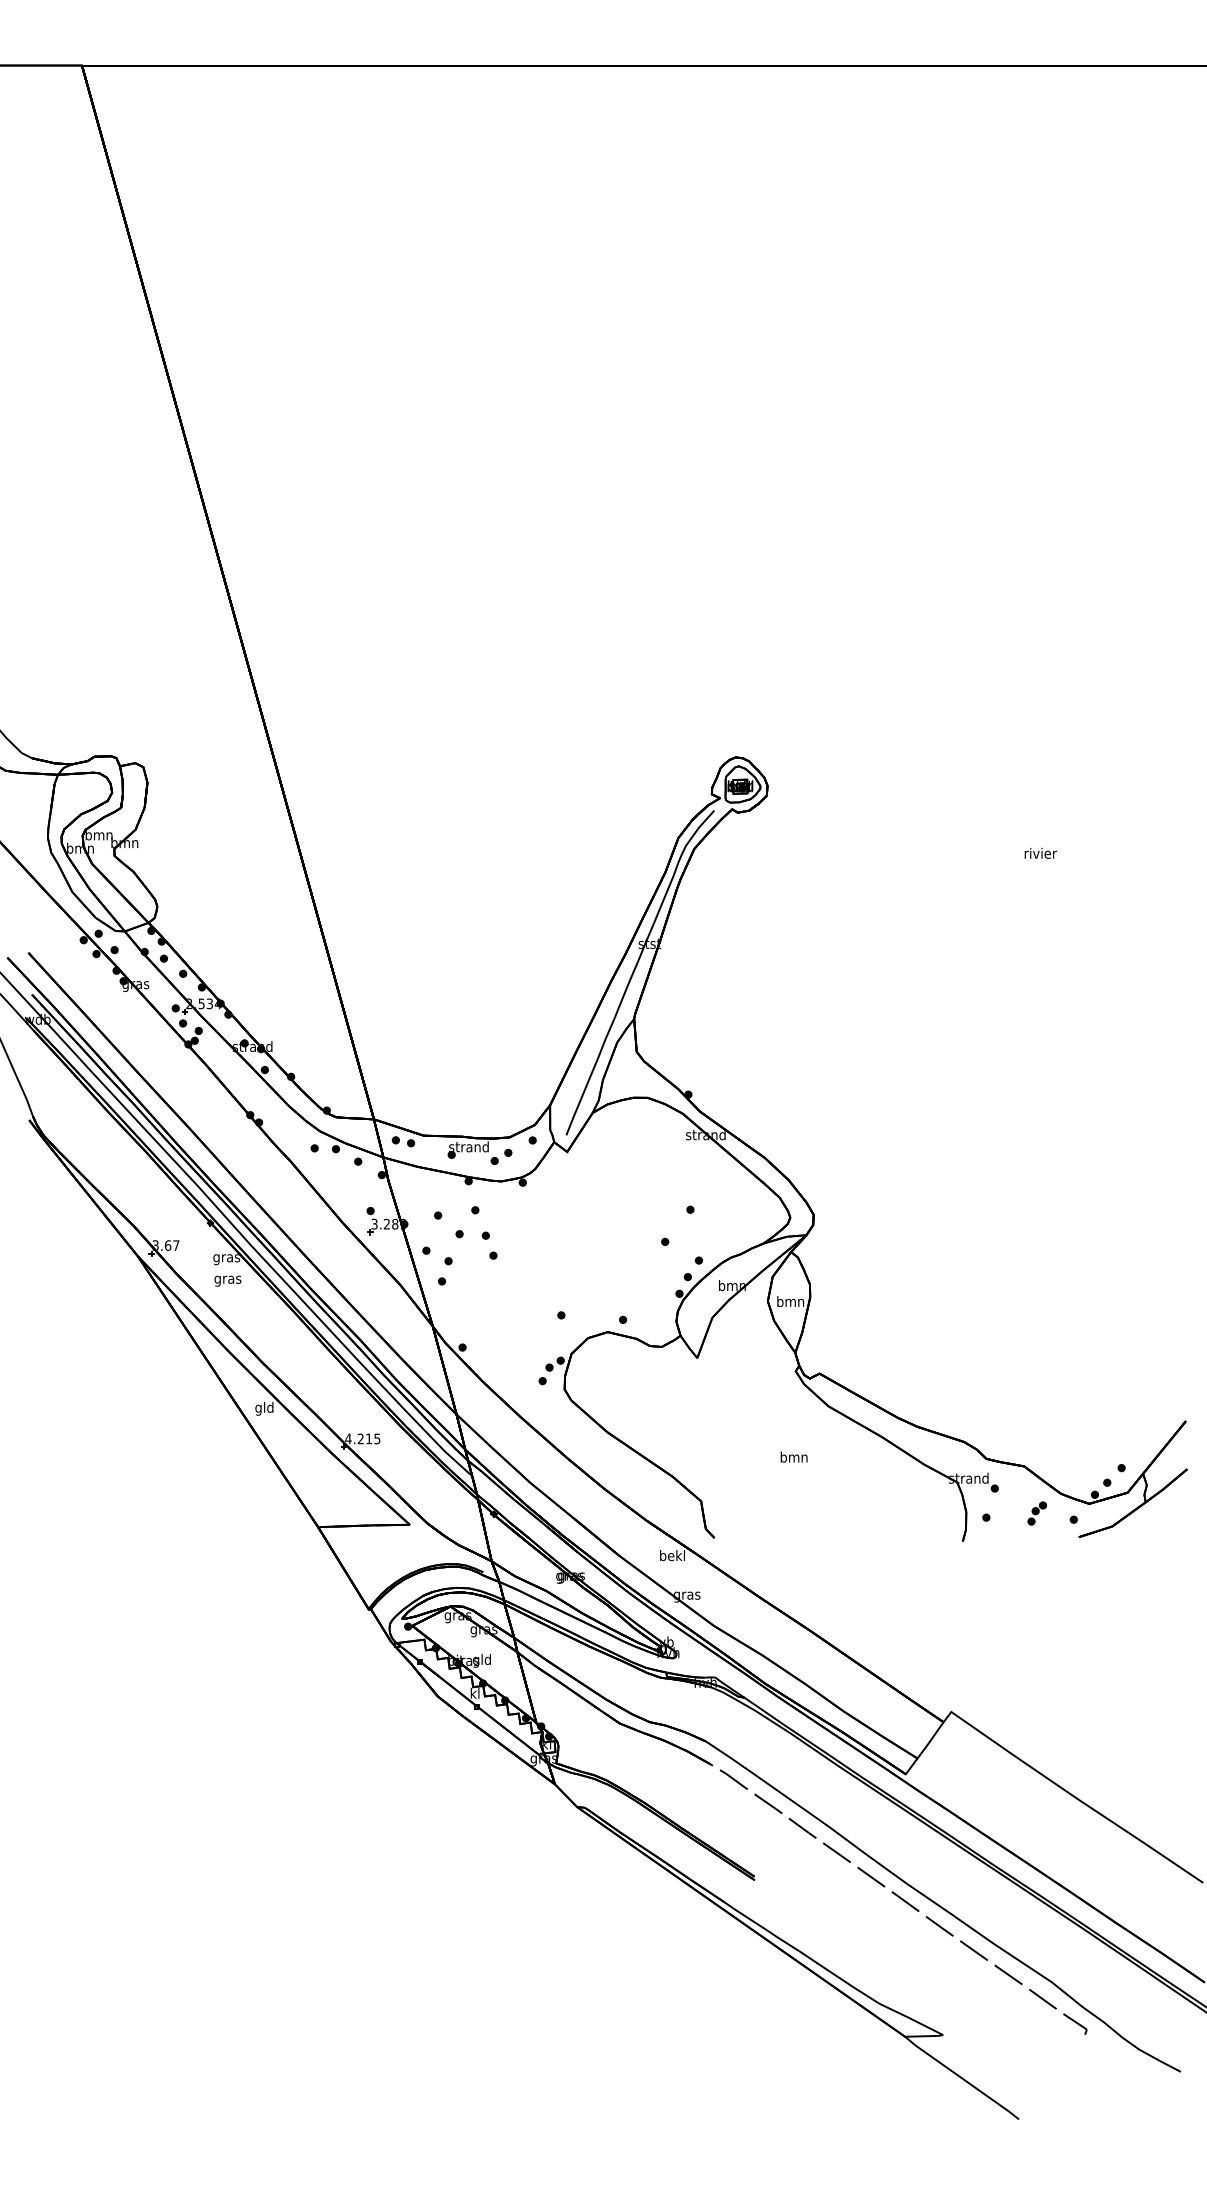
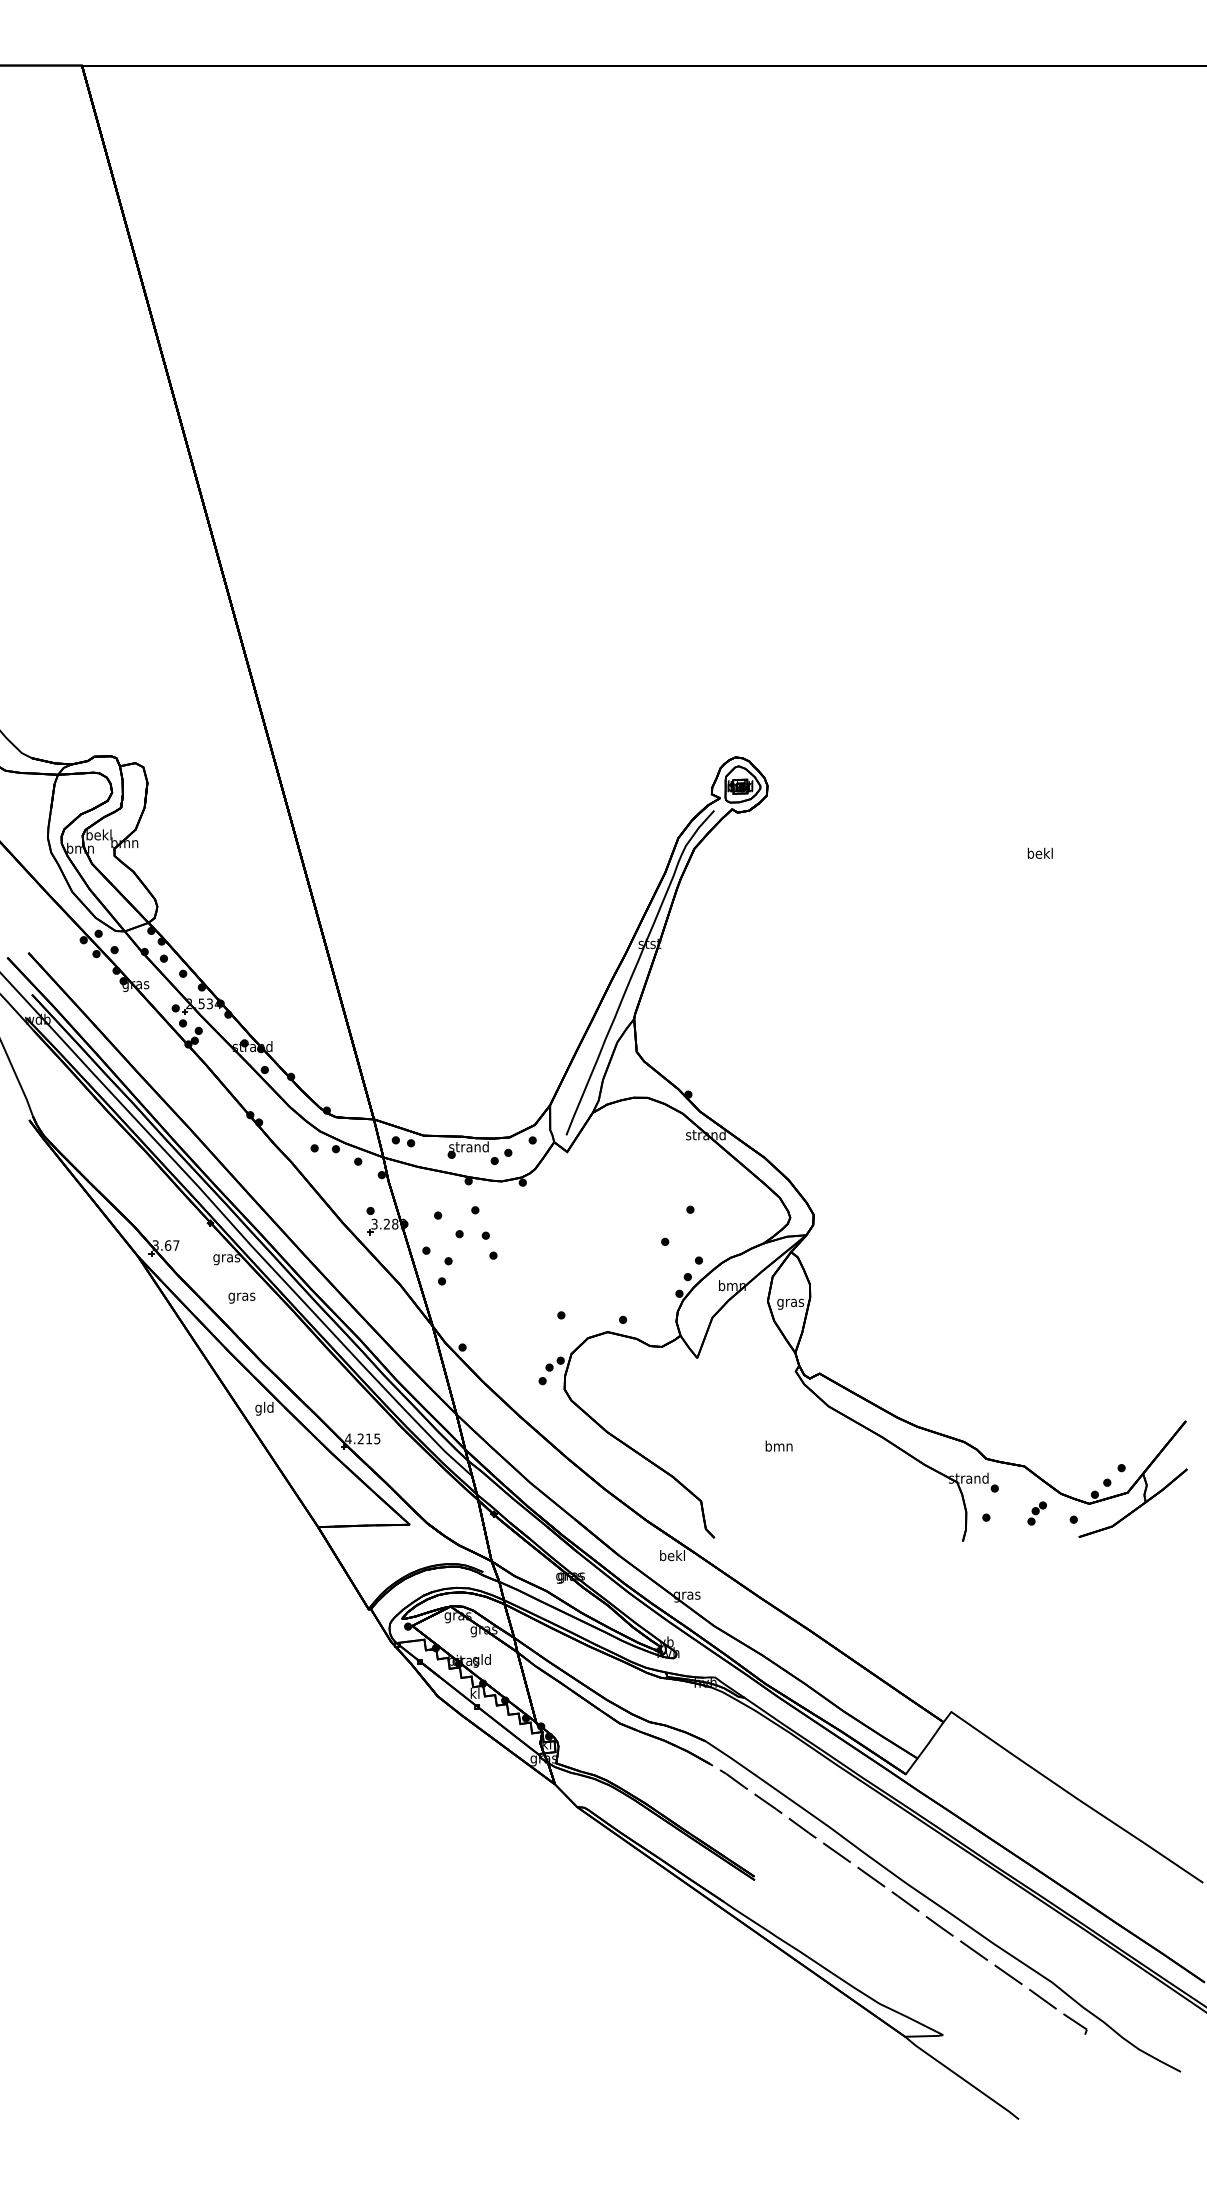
text: bmn -> bekl (98, 834)
text: rivier -> bekl (1040, 852)
text position: (227, 1280) -> (241, 1297) (241, 1297)
text: bmn -> gras (790, 1302)
text position: (793, 1456) -> (778, 1445) (778, 1445)
